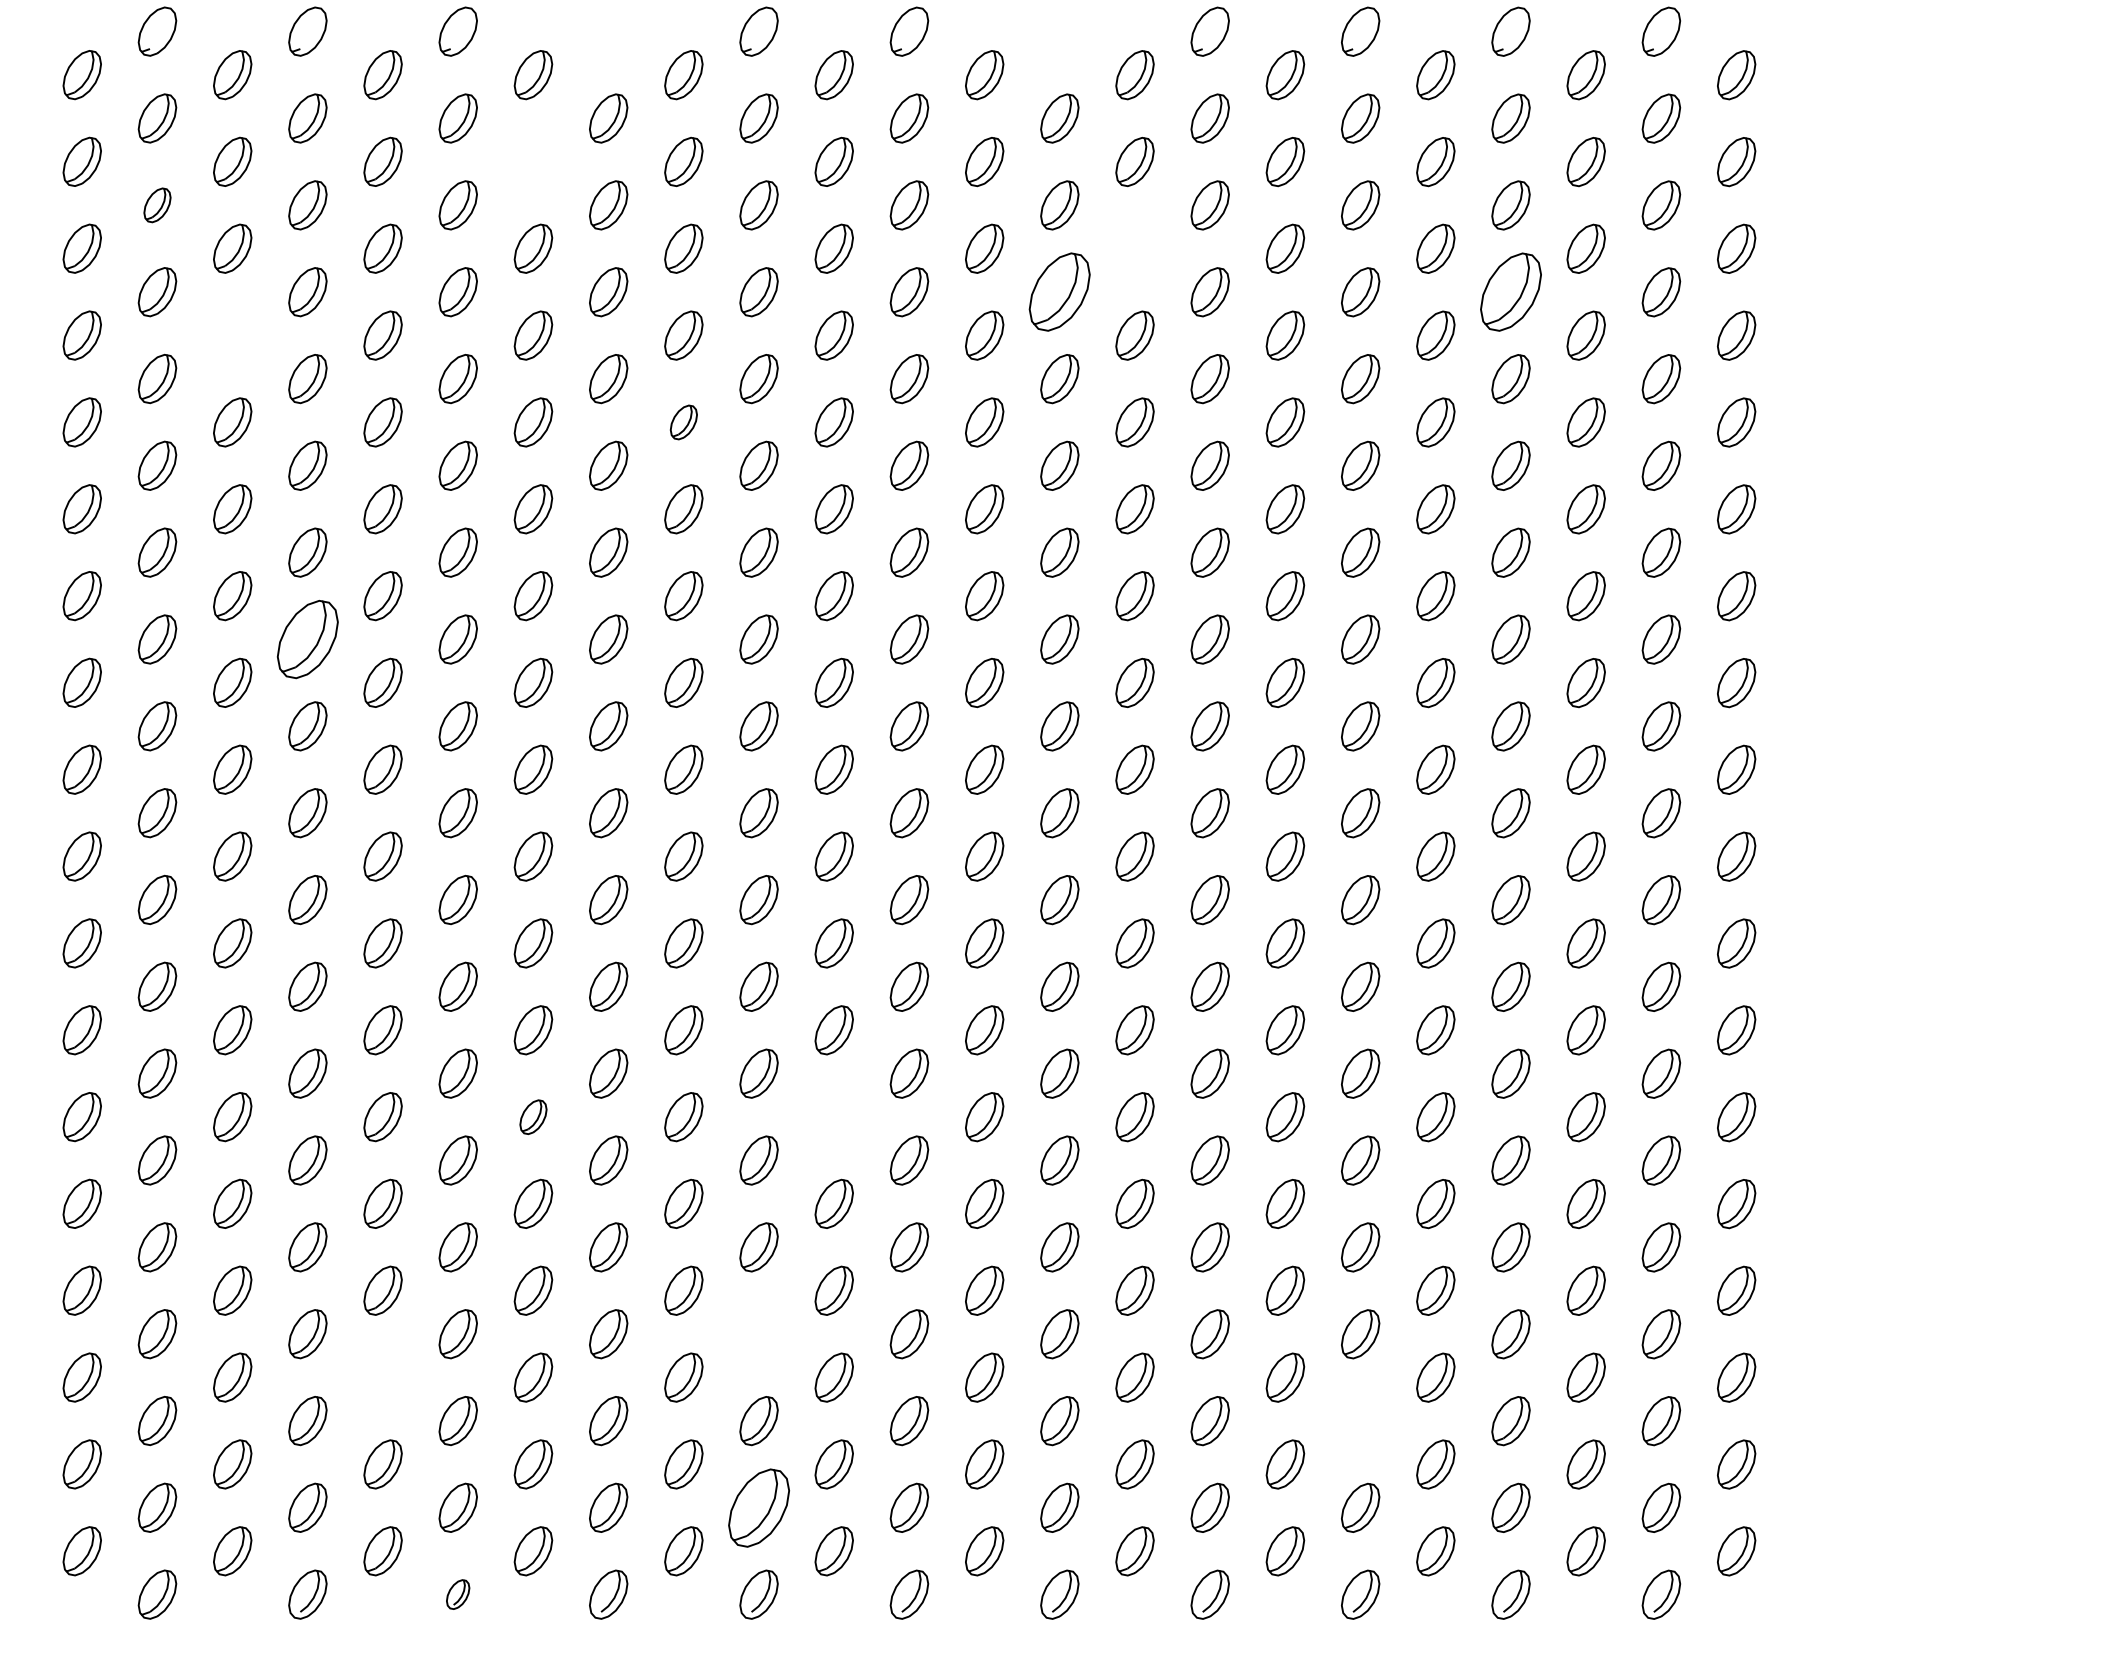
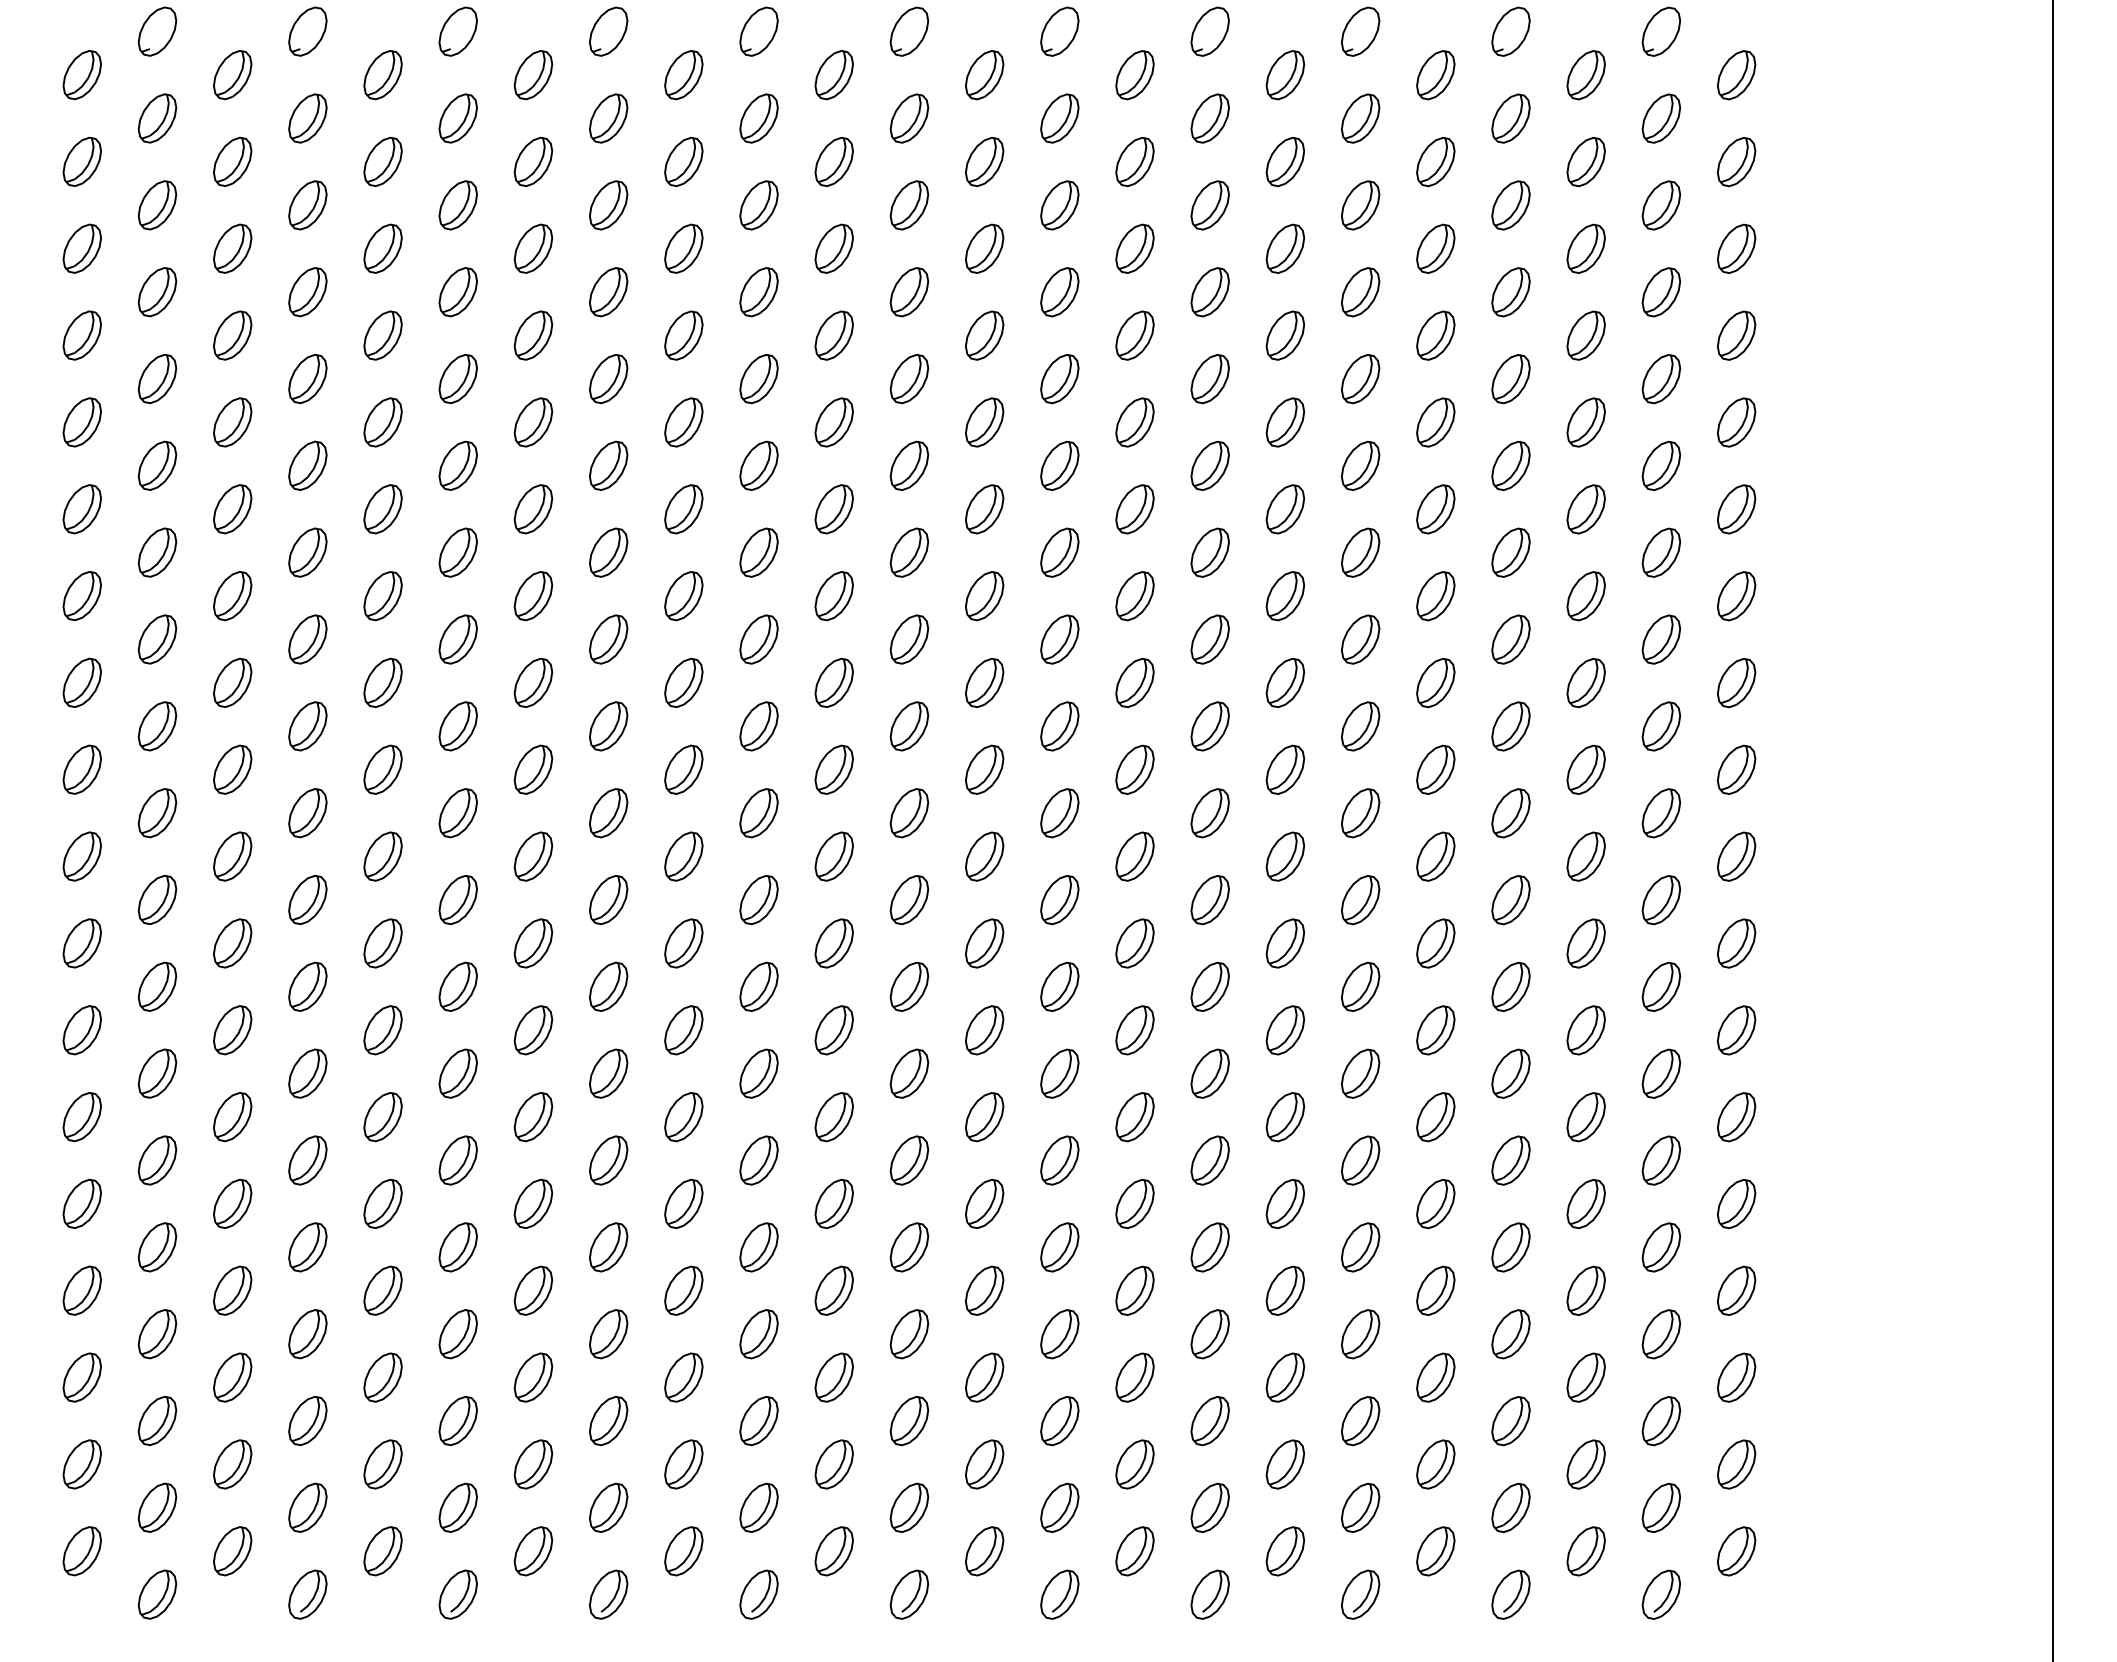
part: none -> present (608, 31)
part: none -> present (1059, 31)
part: none -> present (533, 161)
part size: 29x37 px -> 41x51 px (157, 205)
part: none -> present (1134, 248)
part size: 63x80 px -> 40x51 px (1059, 292)
part size: 62x80 px -> 40x51 px (1510, 292)
part: none -> present (232, 335)
part size: 29x37 px -> 40x51 px (683, 422)
part size: 63x80 px -> 40x51 px (307, 639)
line: none -> present (2053, 830)
part size: 29x36 px -> 41x51 px (533, 1117)
part: none -> present (833, 1117)
part: none -> present (758, 1334)
part: none -> present (382, 1377)
part: none -> present (1360, 1421)
part size: 62x80 px -> 40x51 px (758, 1507)
part size: 25x31 px -> 40x51 px (457, 1594)
